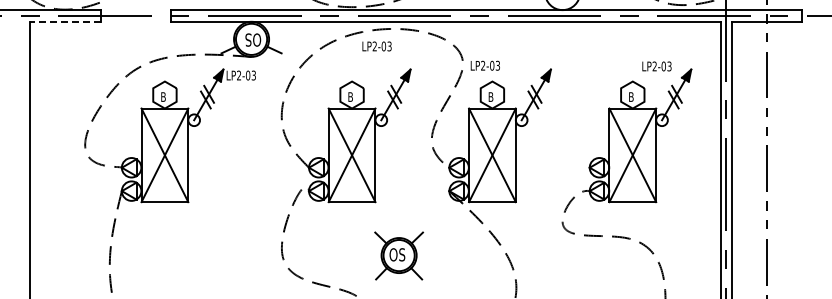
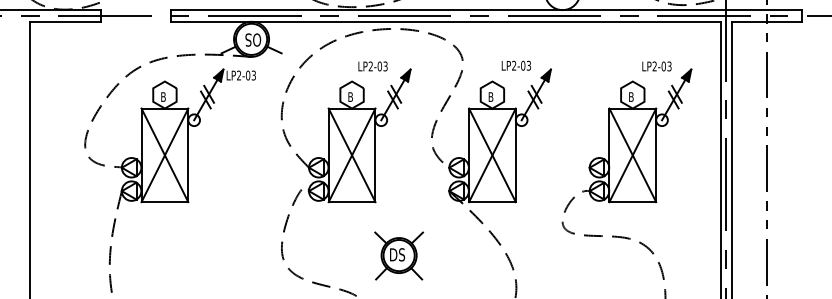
line: dashed -> solid (65, 21)
text position: (376, 46) -> (372, 66) (372, 66)
text position: (484, 65) -> (515, 65) (515, 65)
text: OS -> DS (397, 254)
